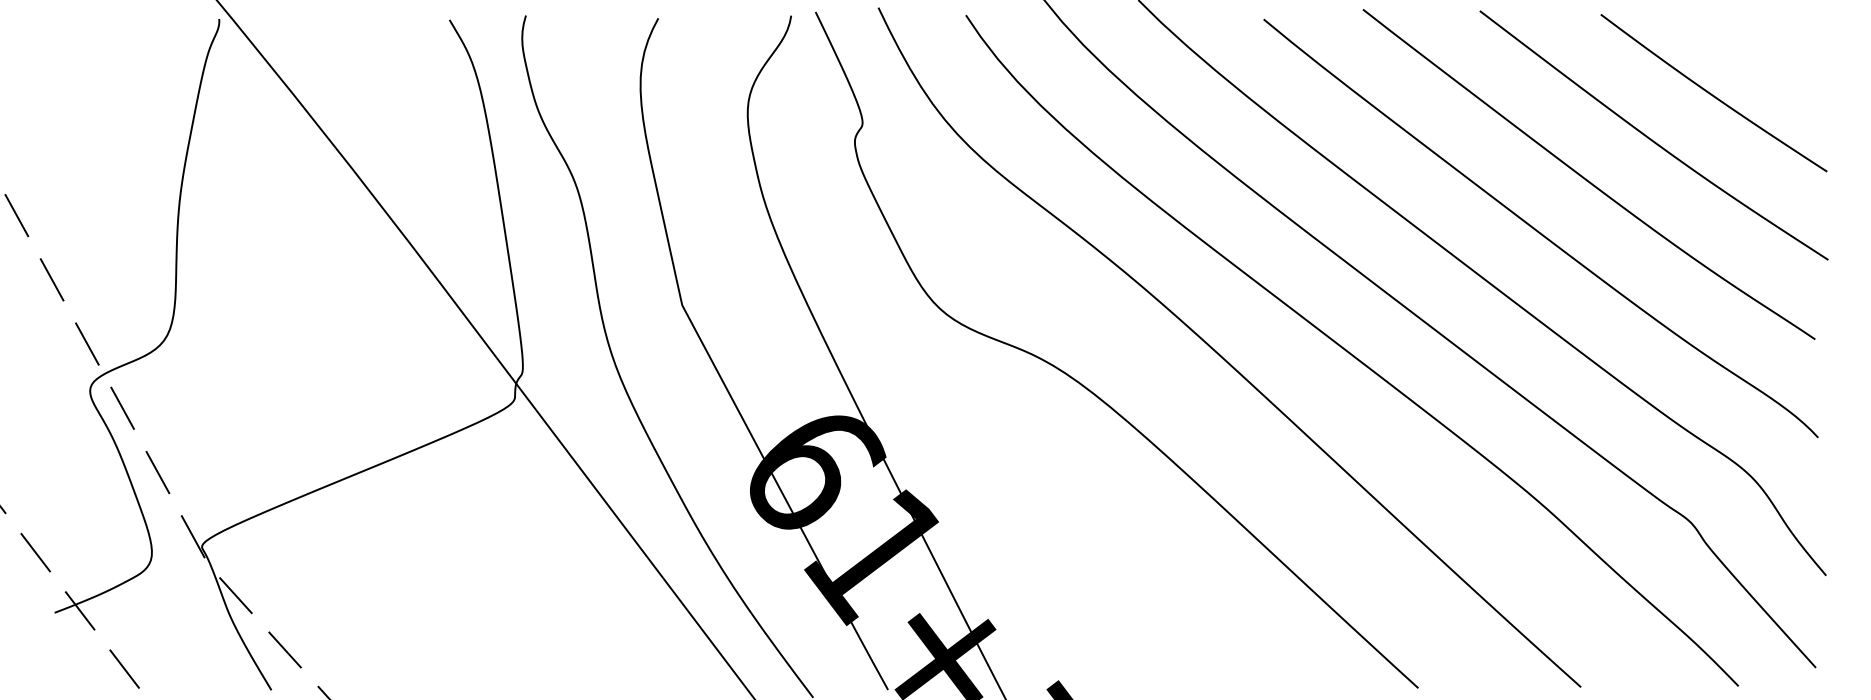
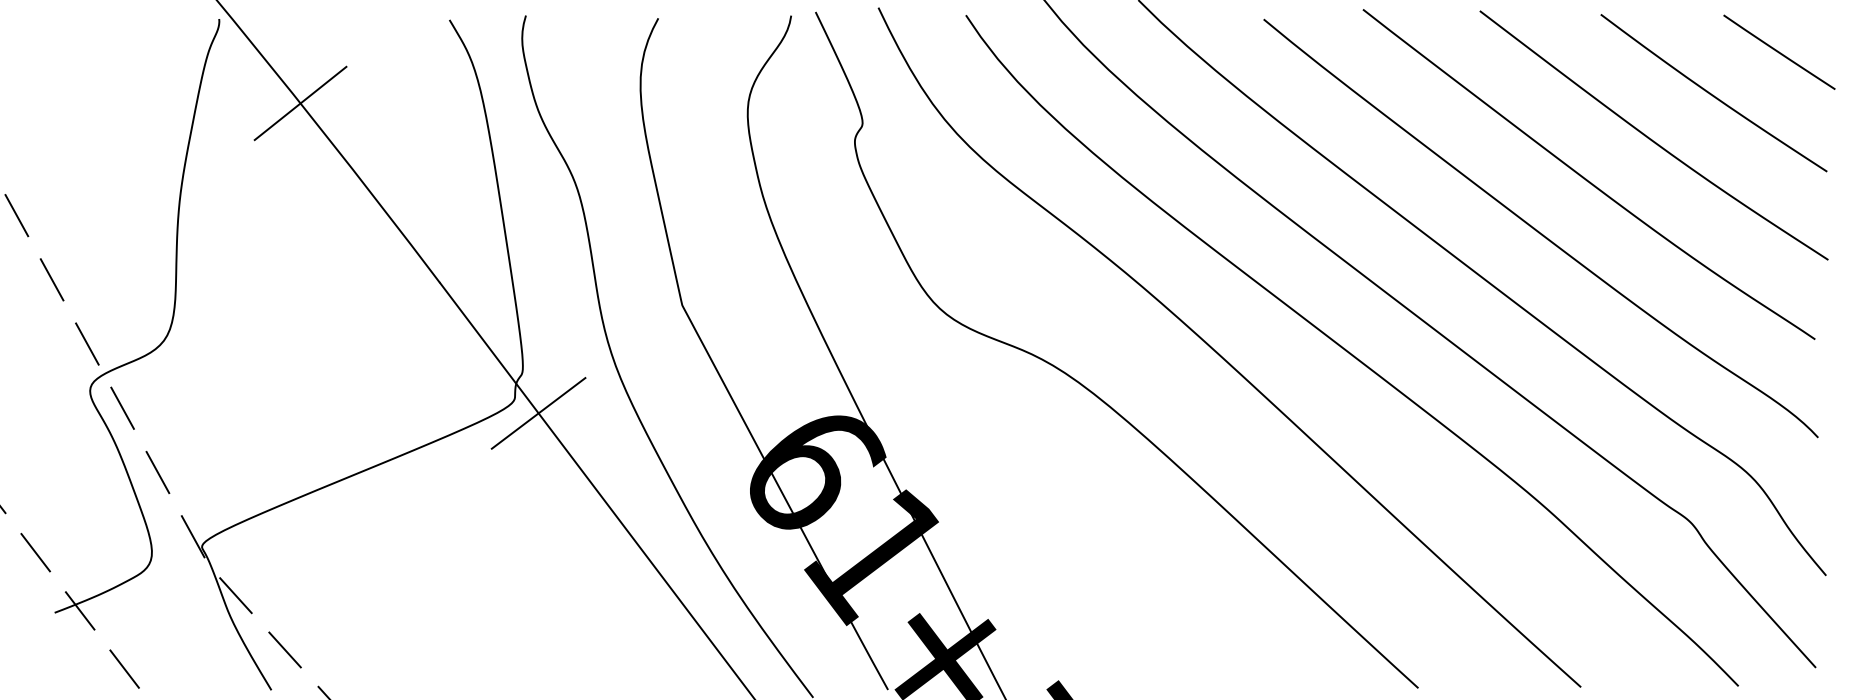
line: none -> present (1779, 51)
line: none -> present (300, 103)
line: none -> present (538, 413)
